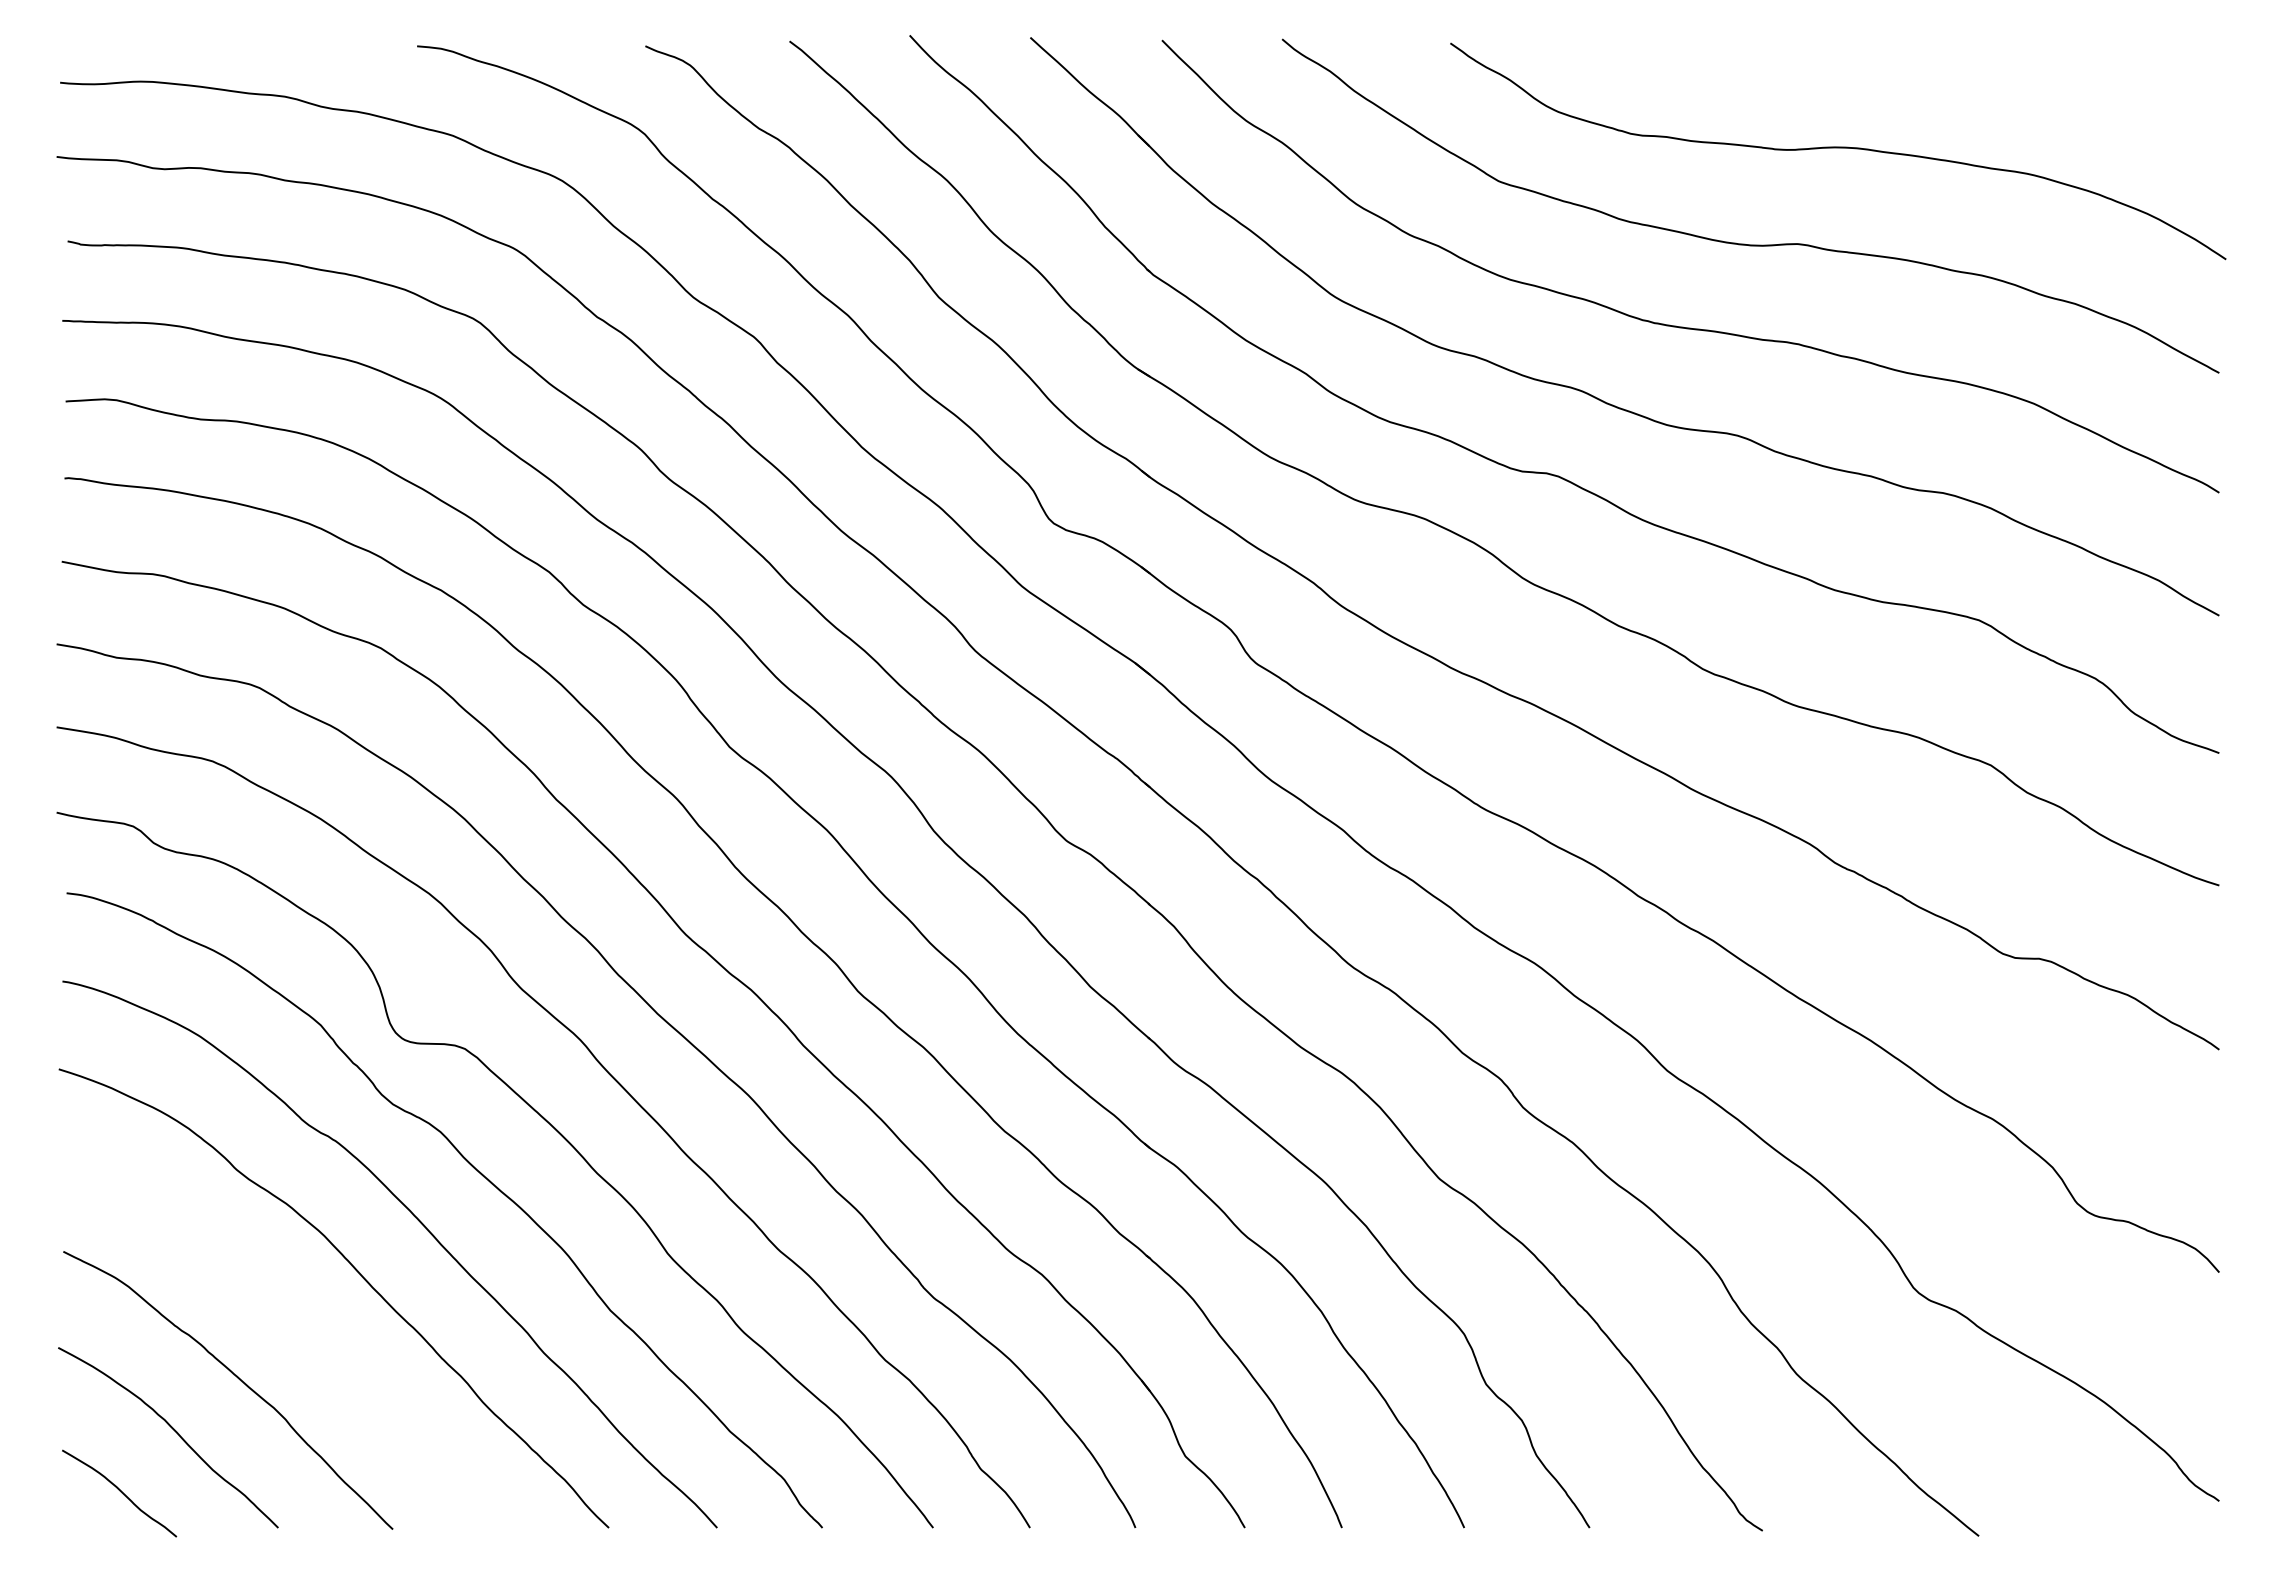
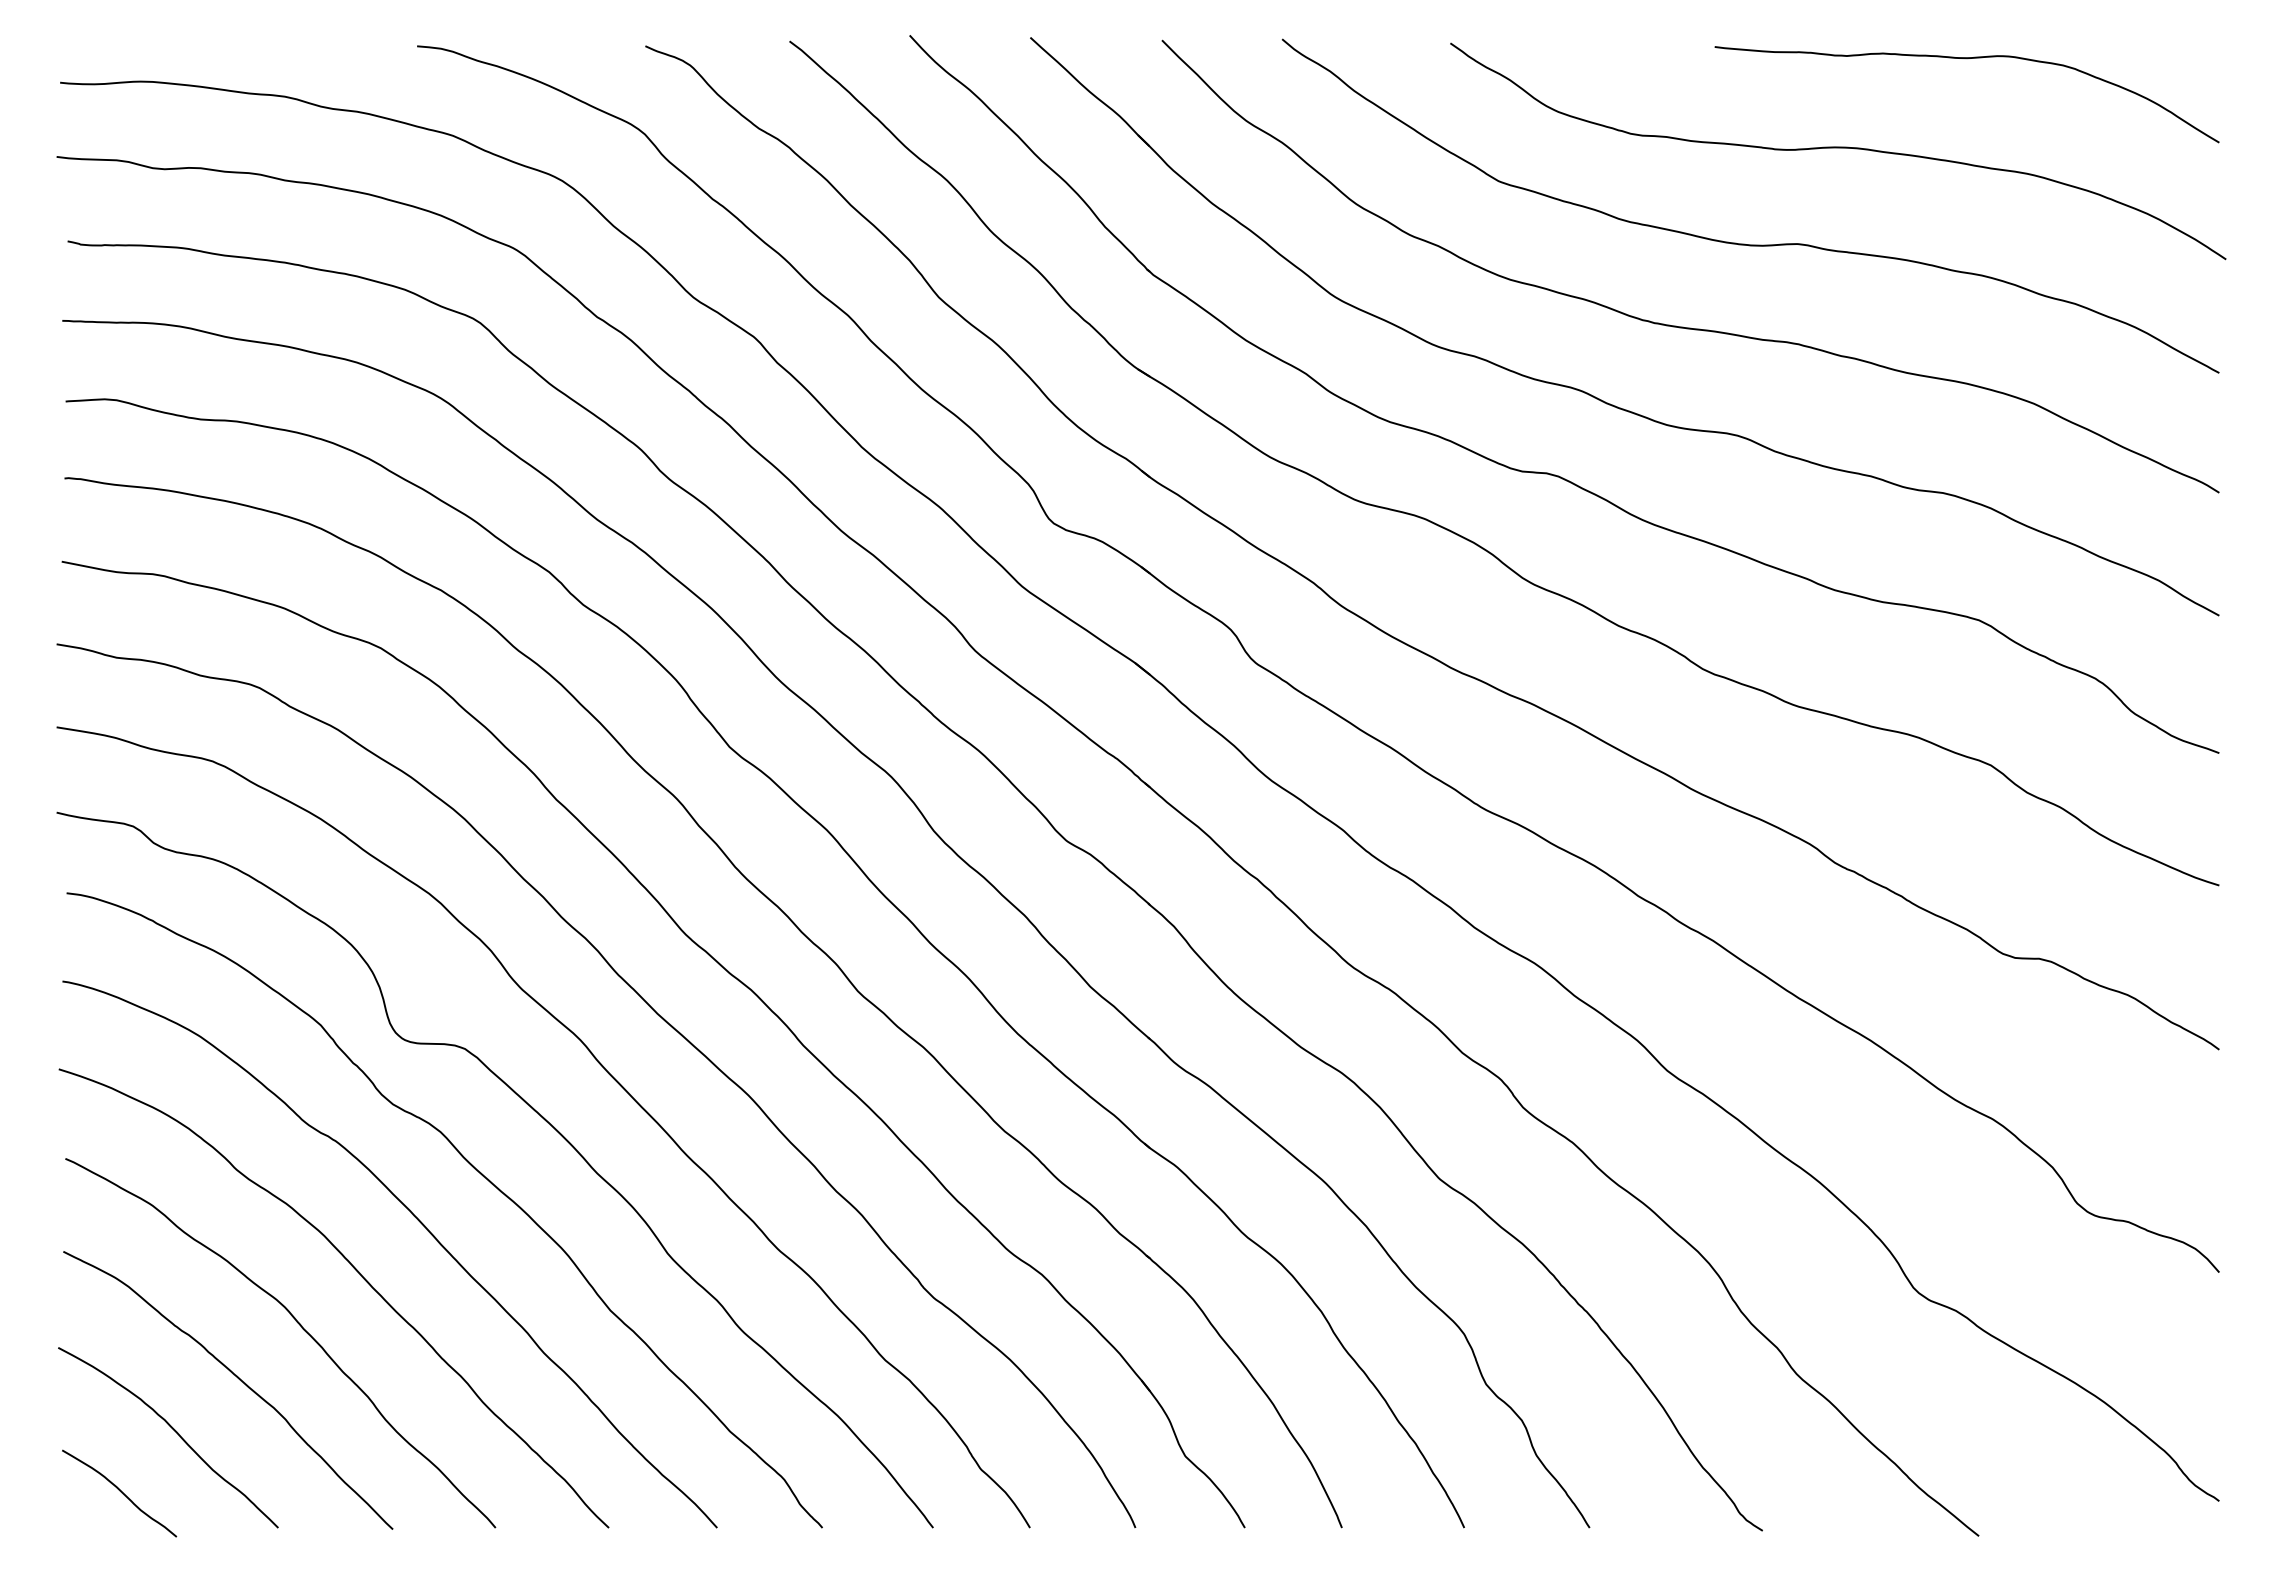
curve: none -> present (1966, 59)
curve: none -> present (302, 1329)
